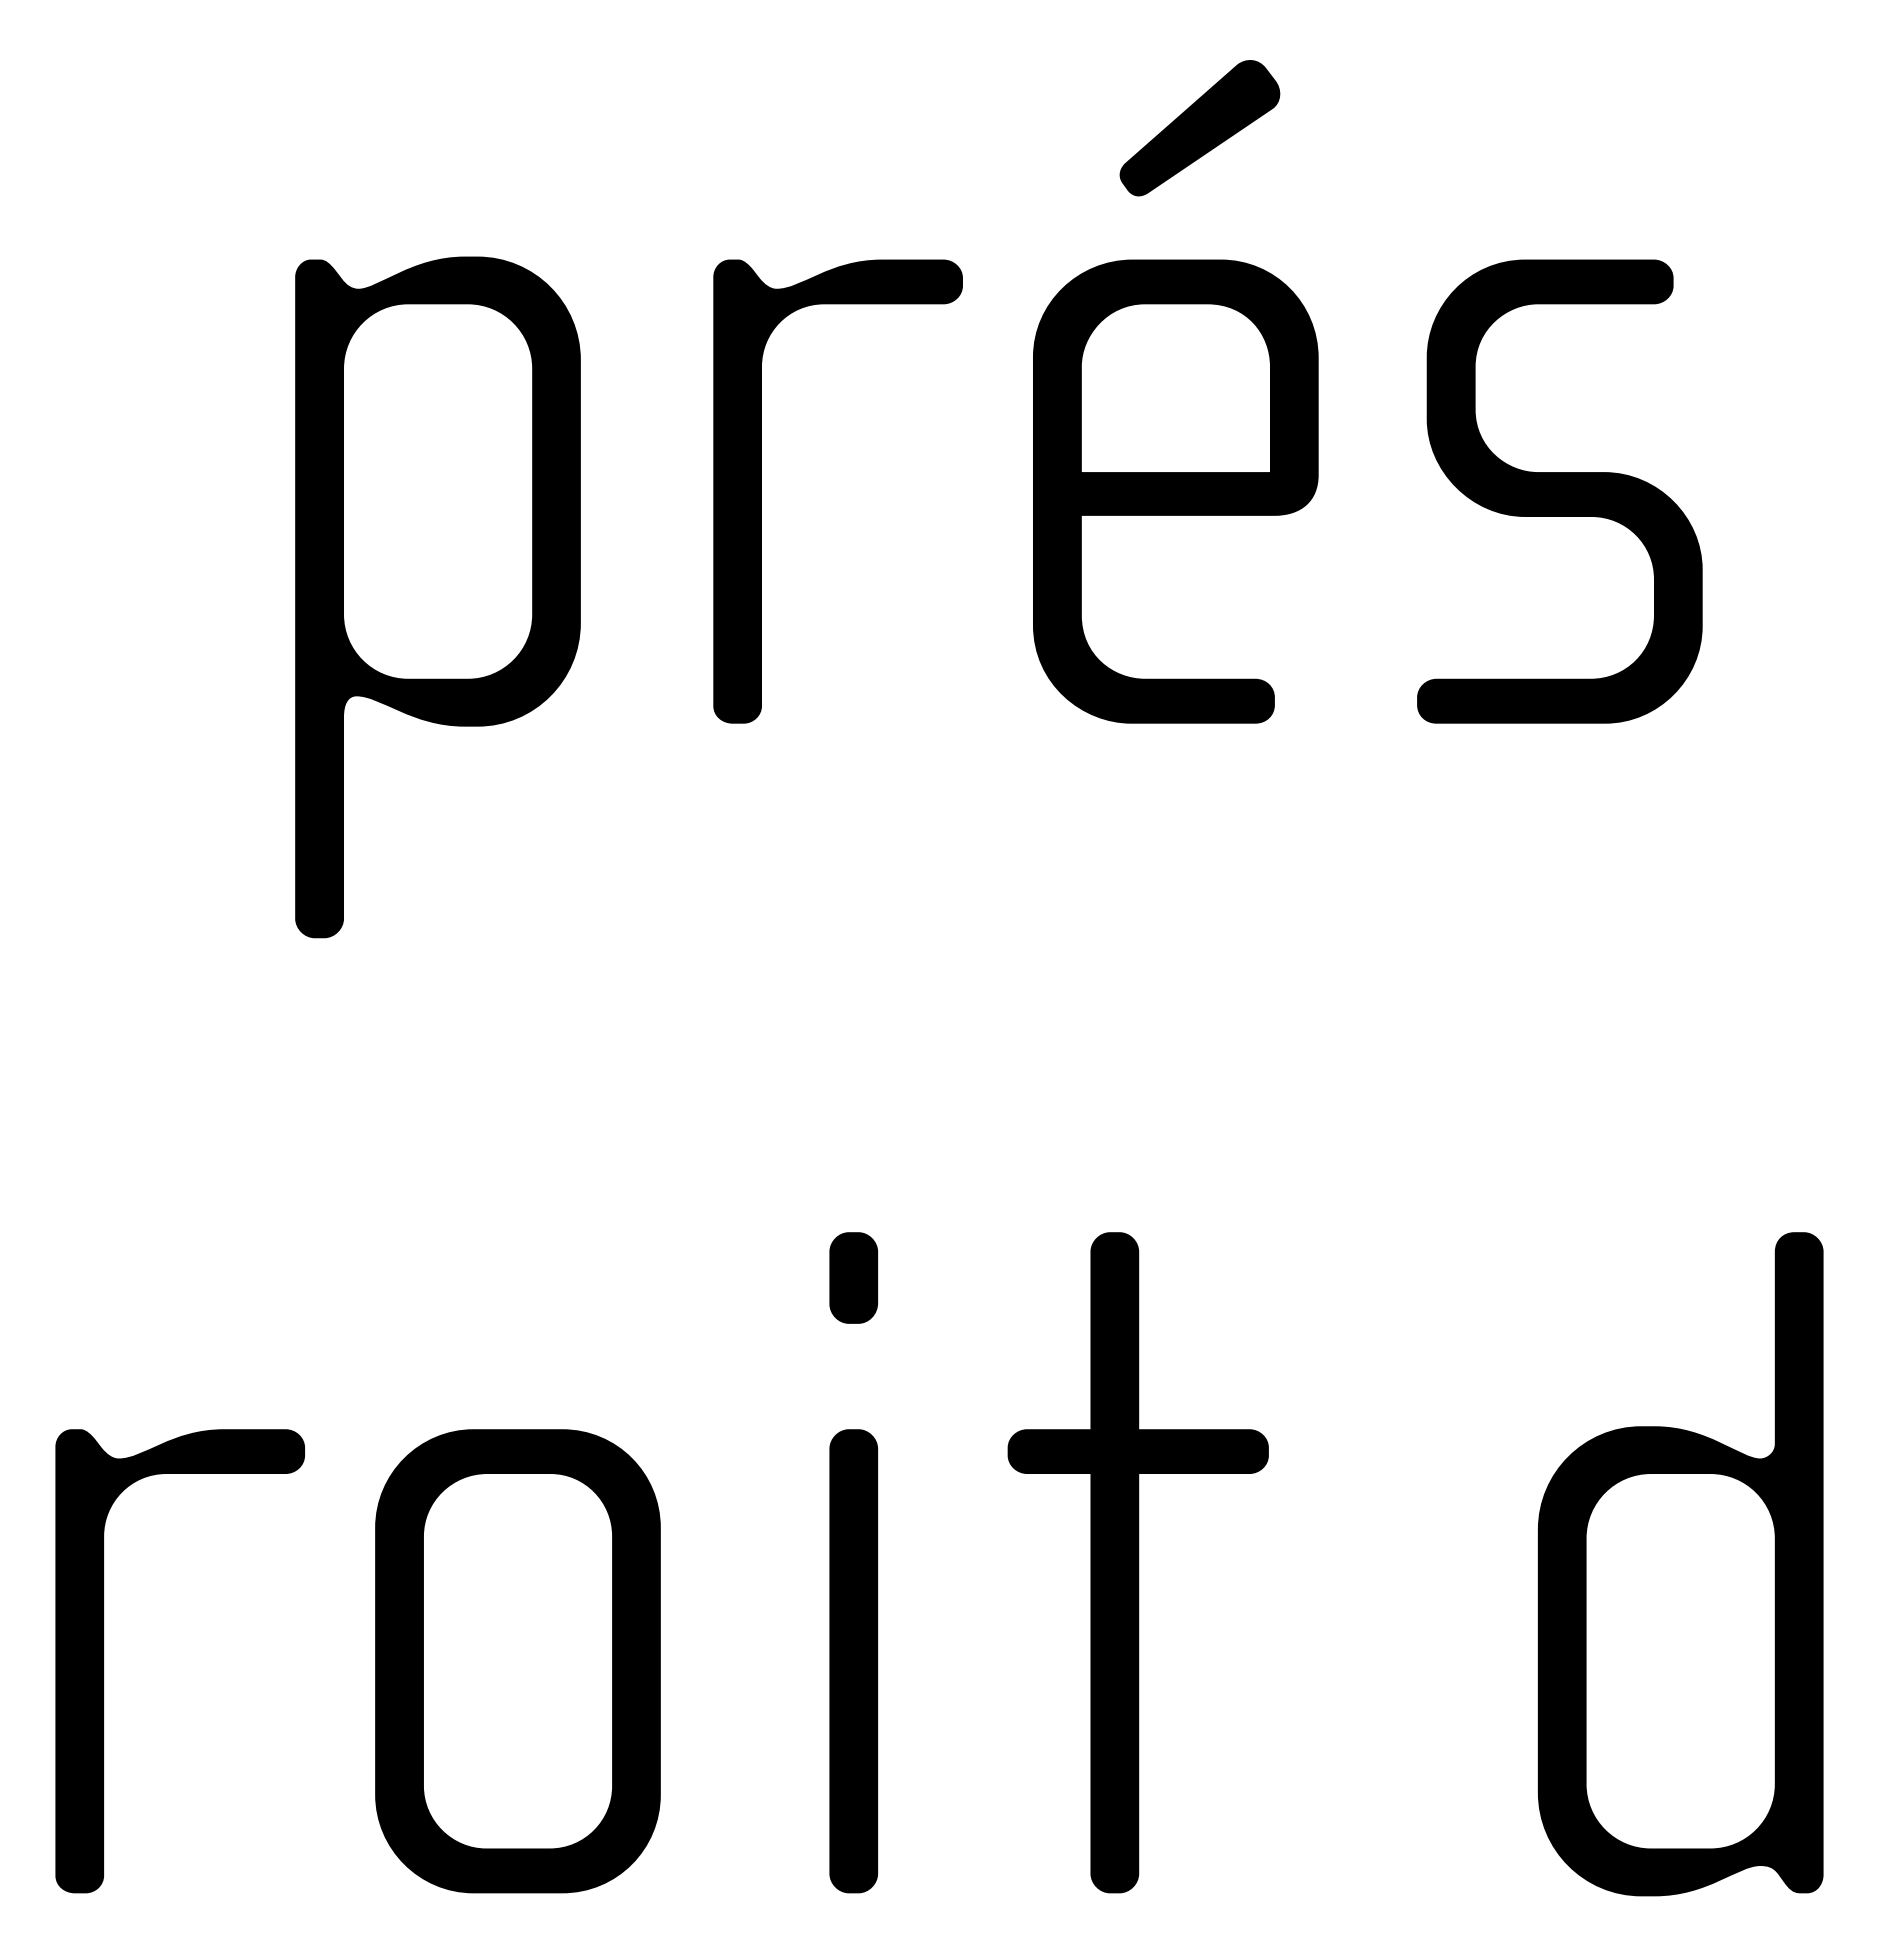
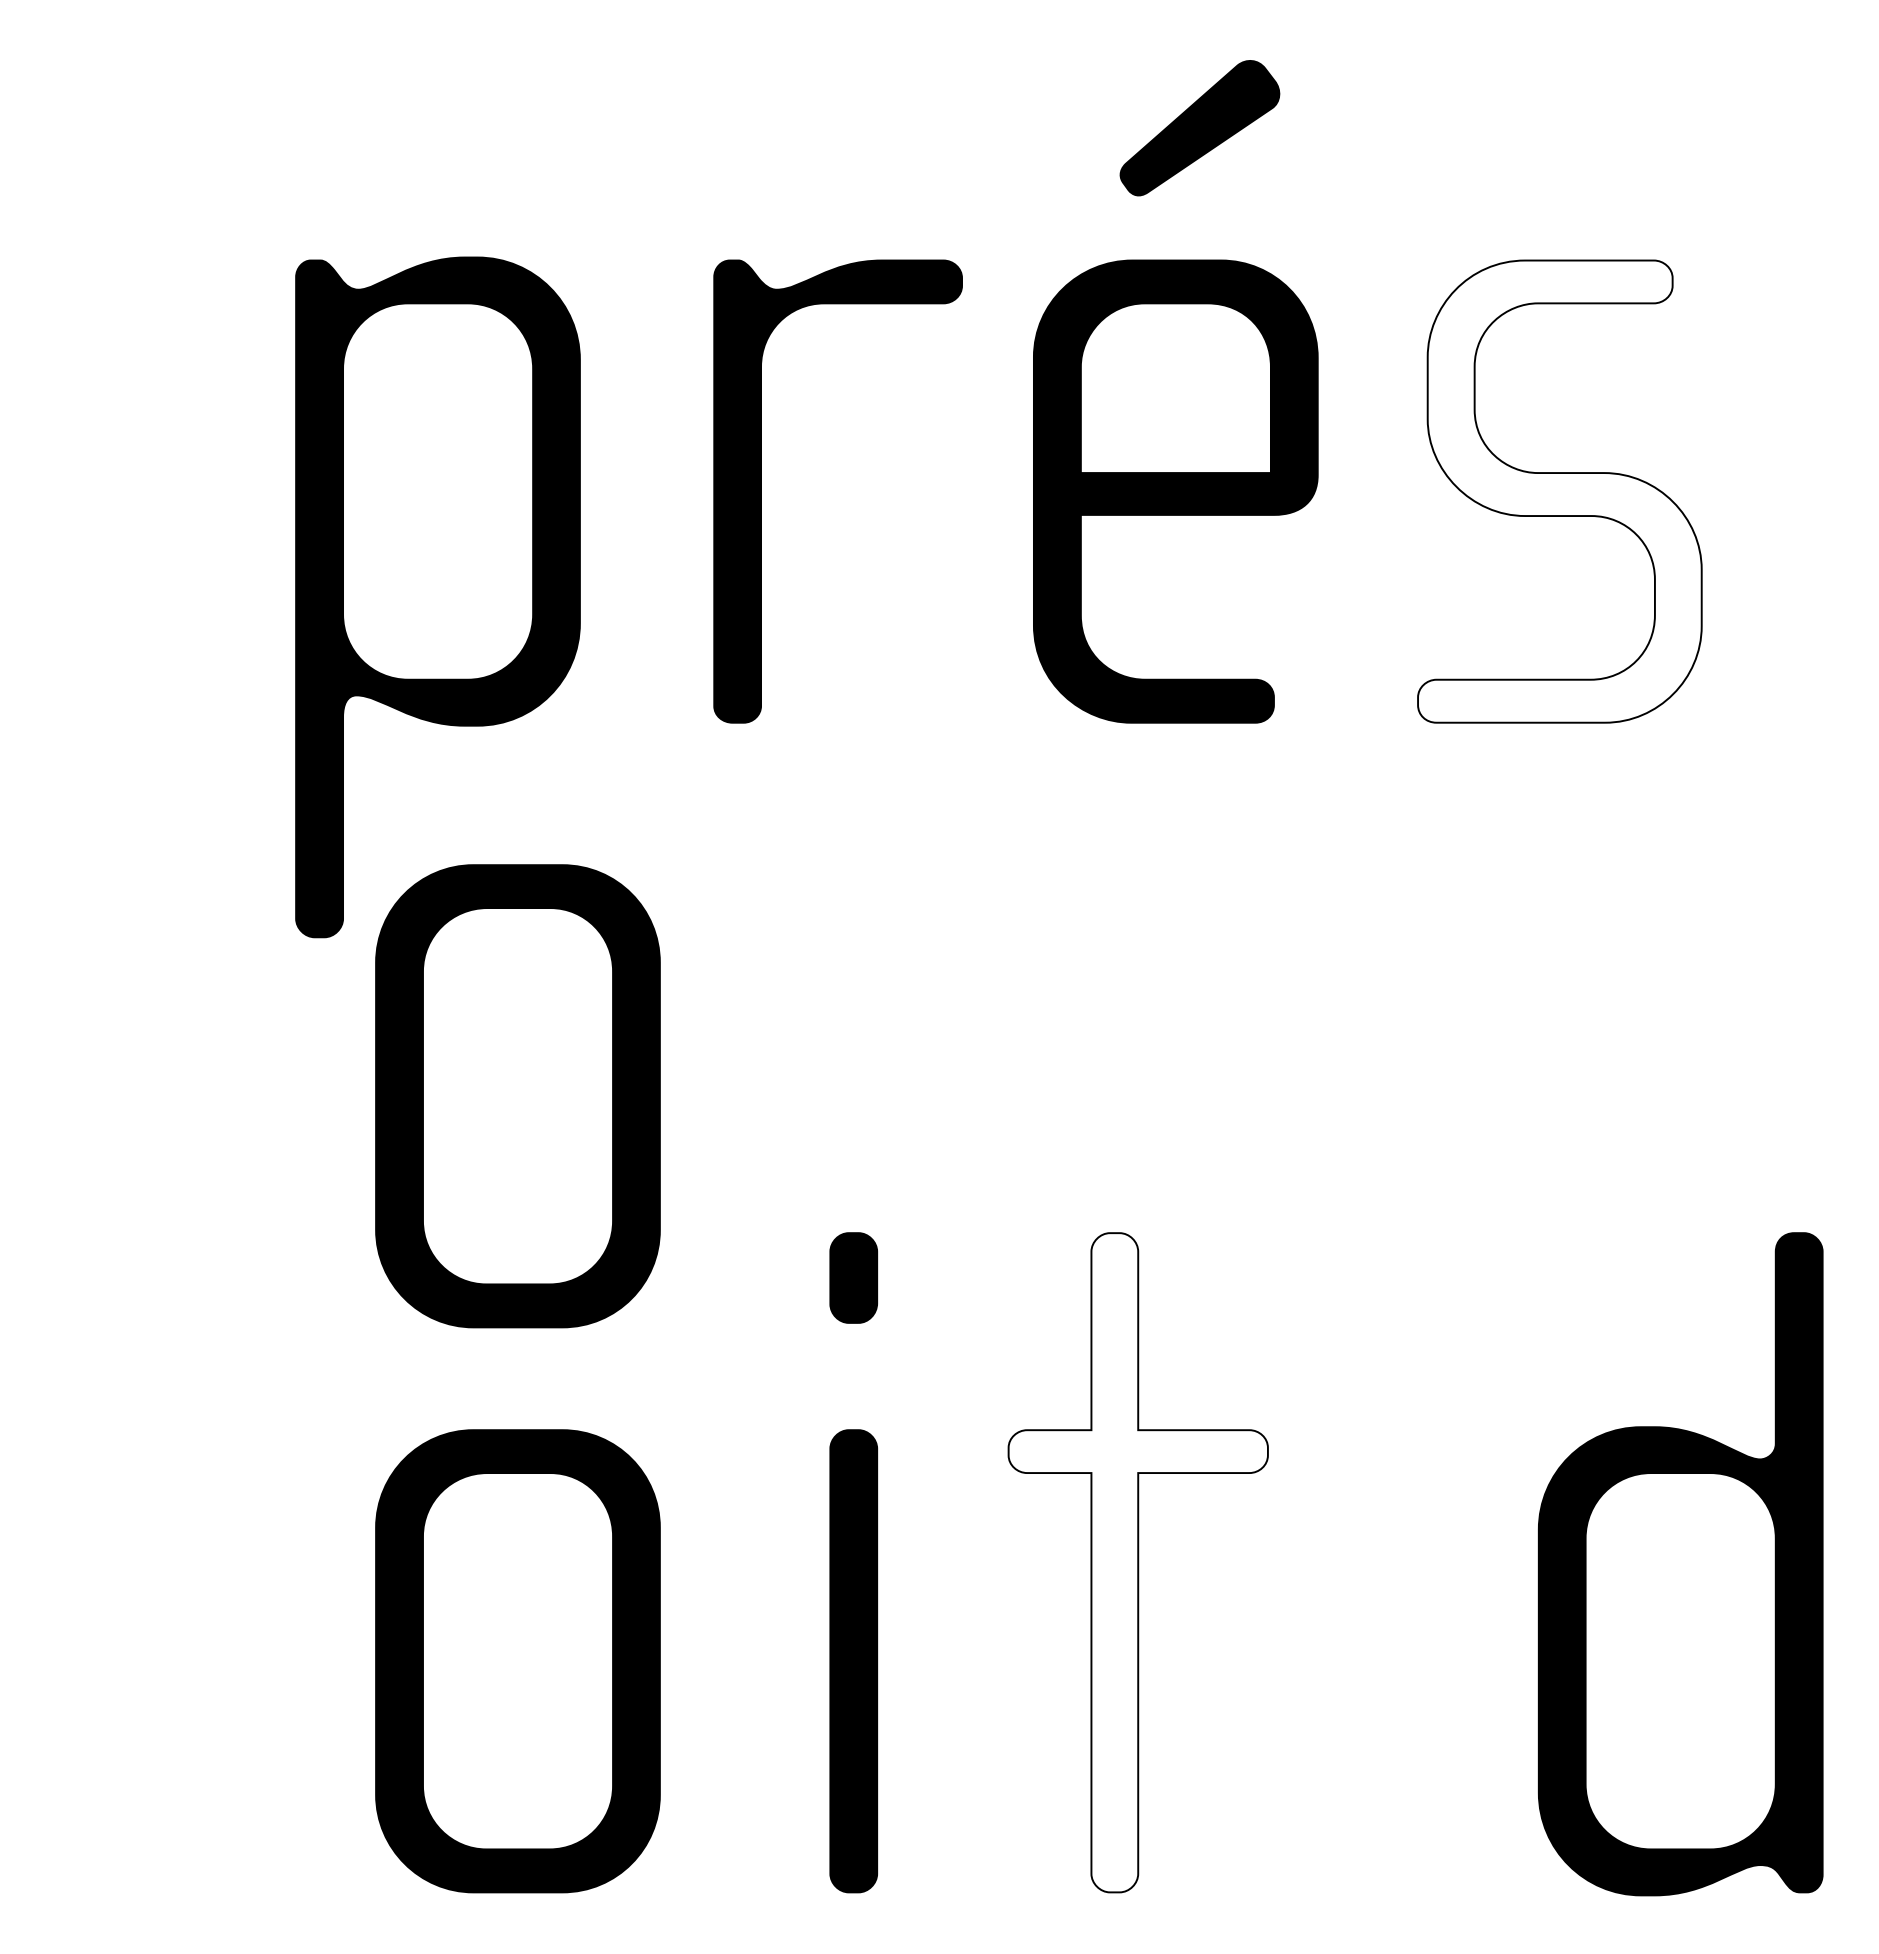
fill: present -> none (1559, 491)
part: none -> present (517, 1096)
fill: present -> none (1137, 1562)
part: present -> none (104, 1661)
